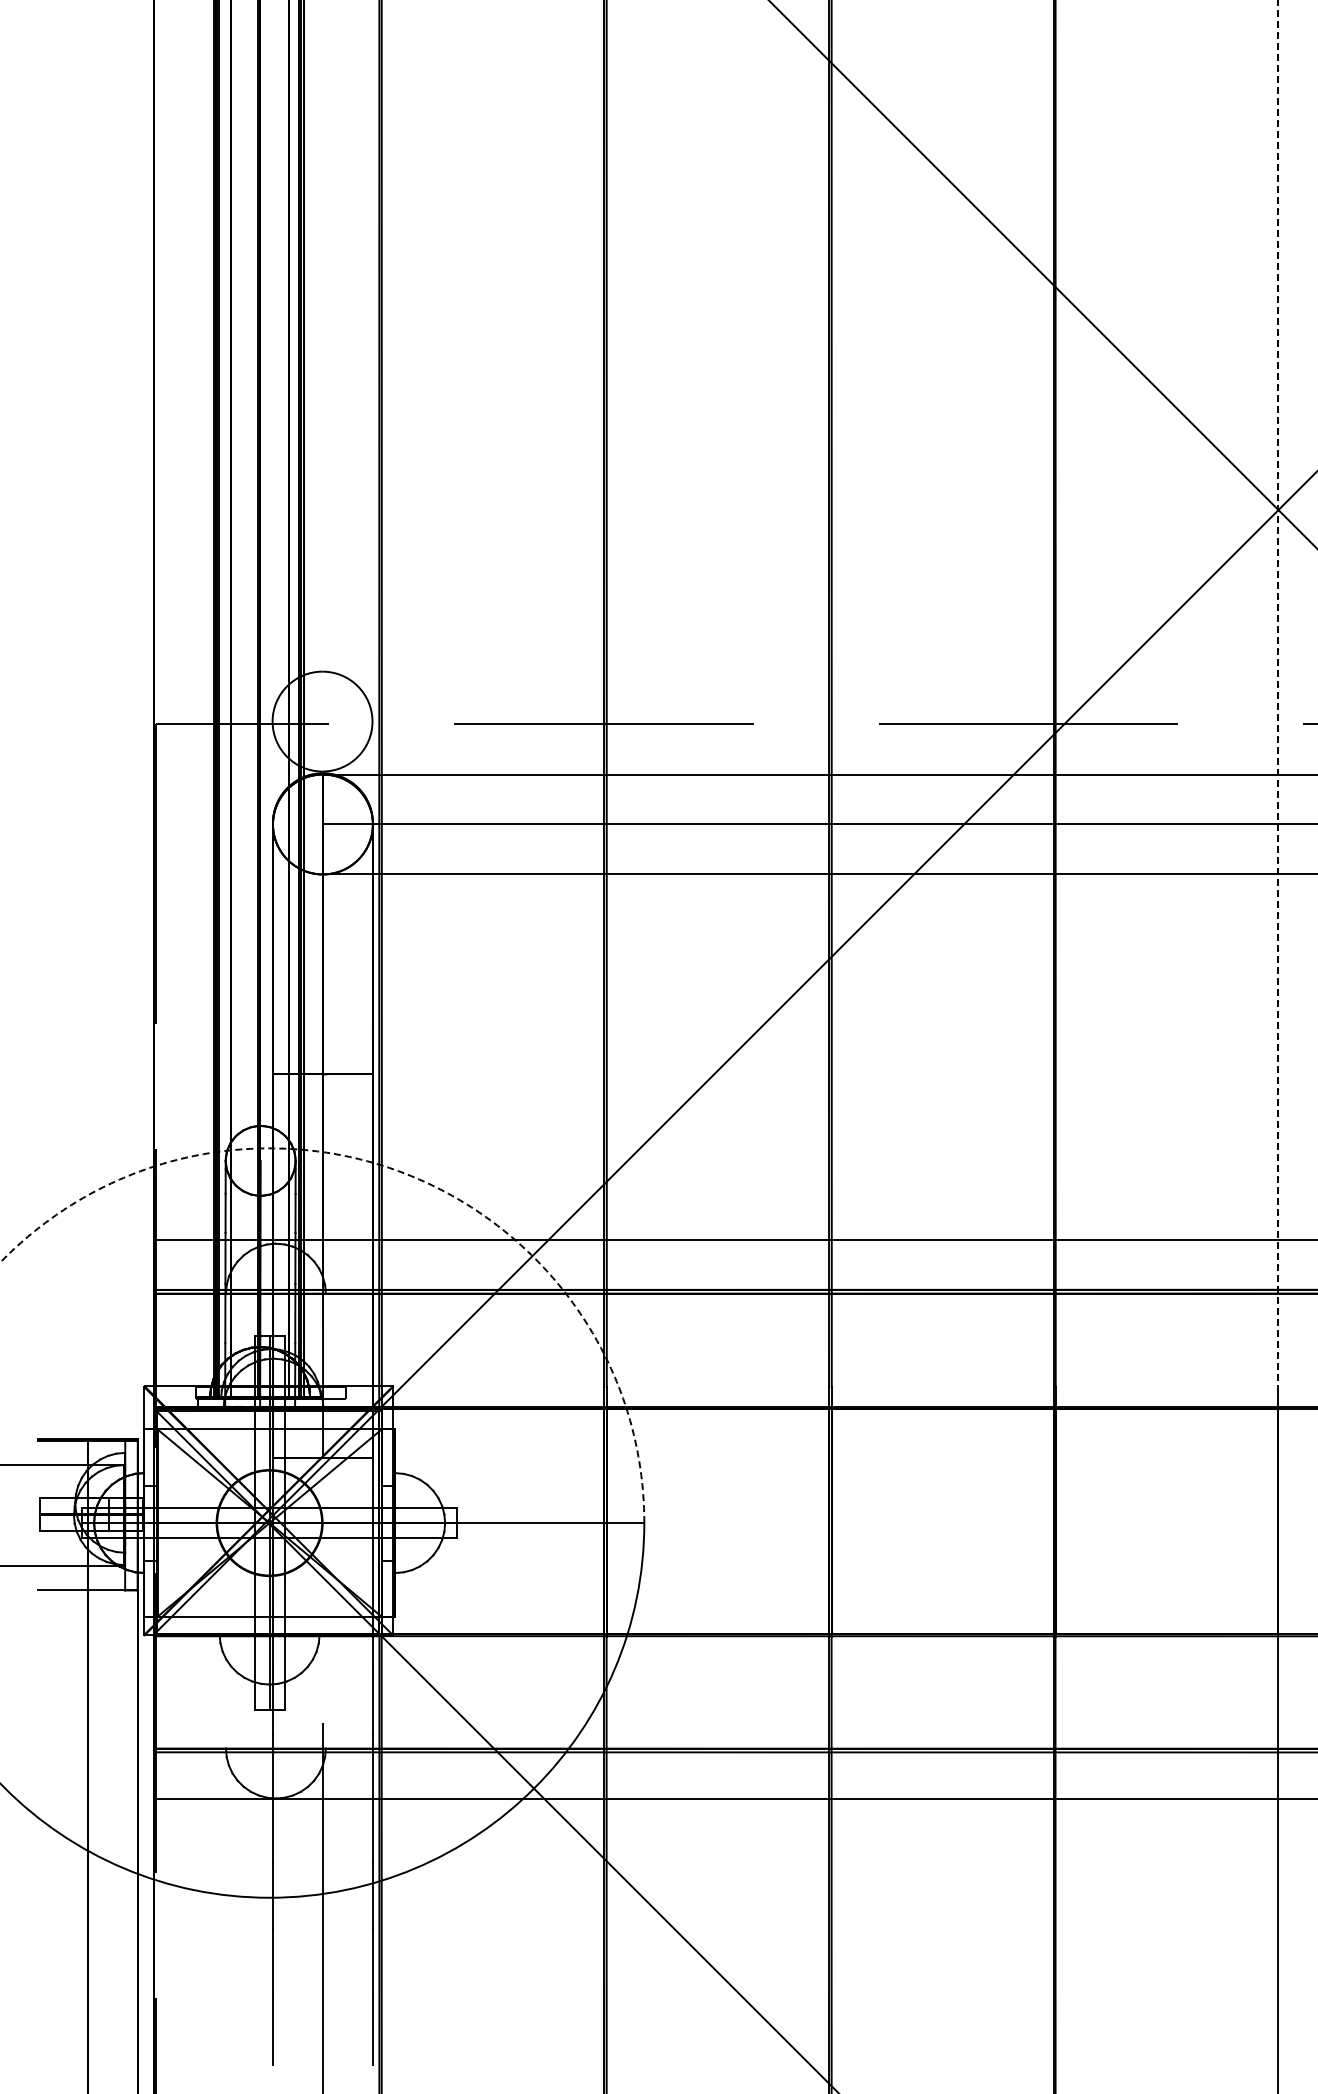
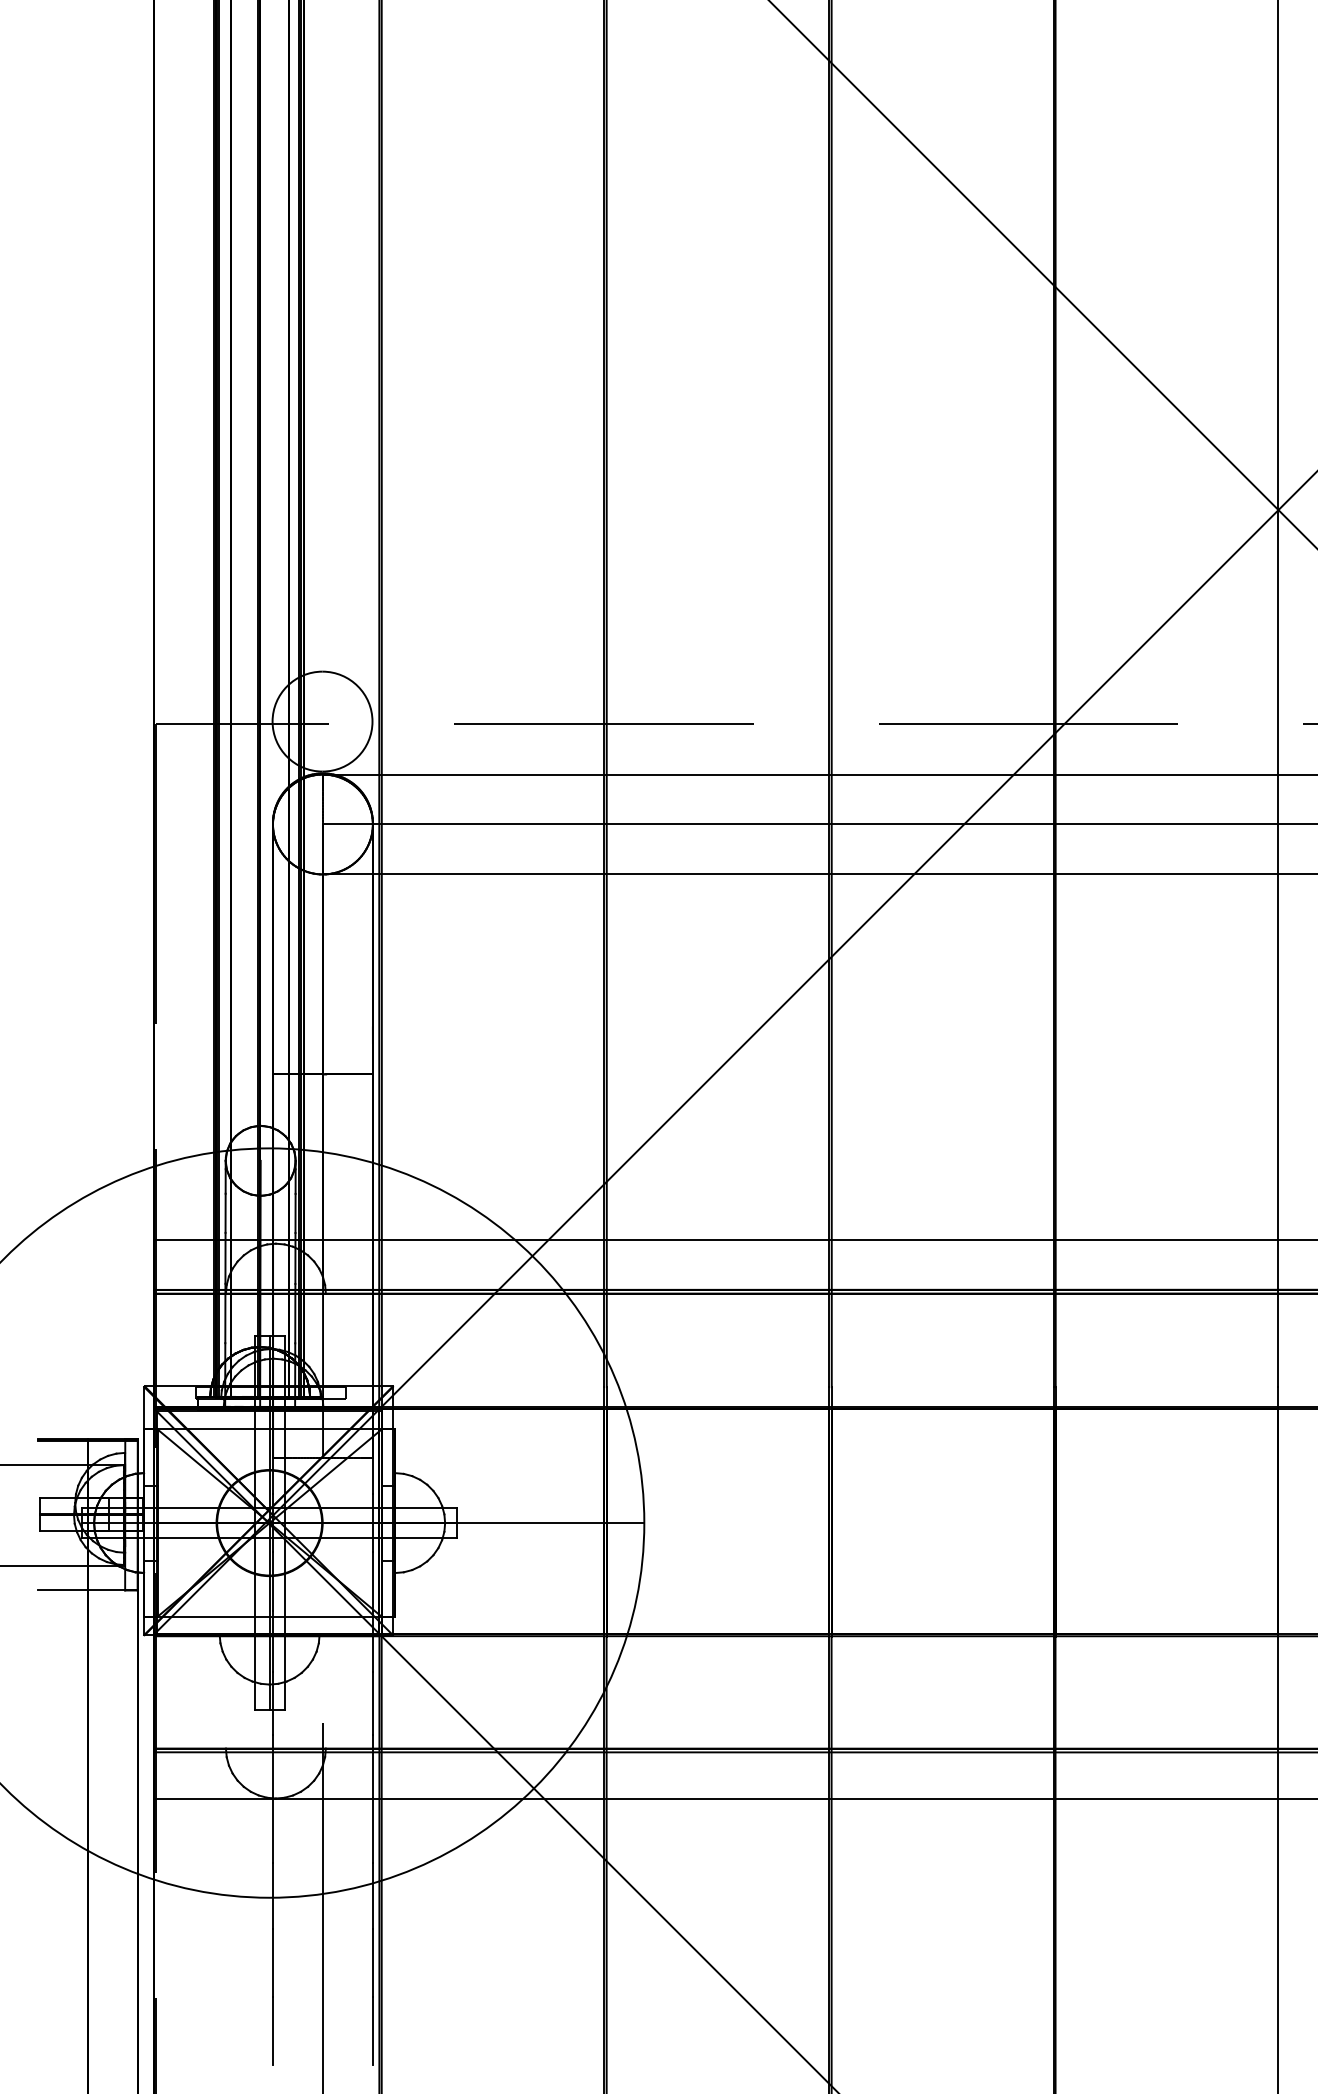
line: dashed -> solid (1278, 694)
arc: dashed -> solid (411, 1176)
